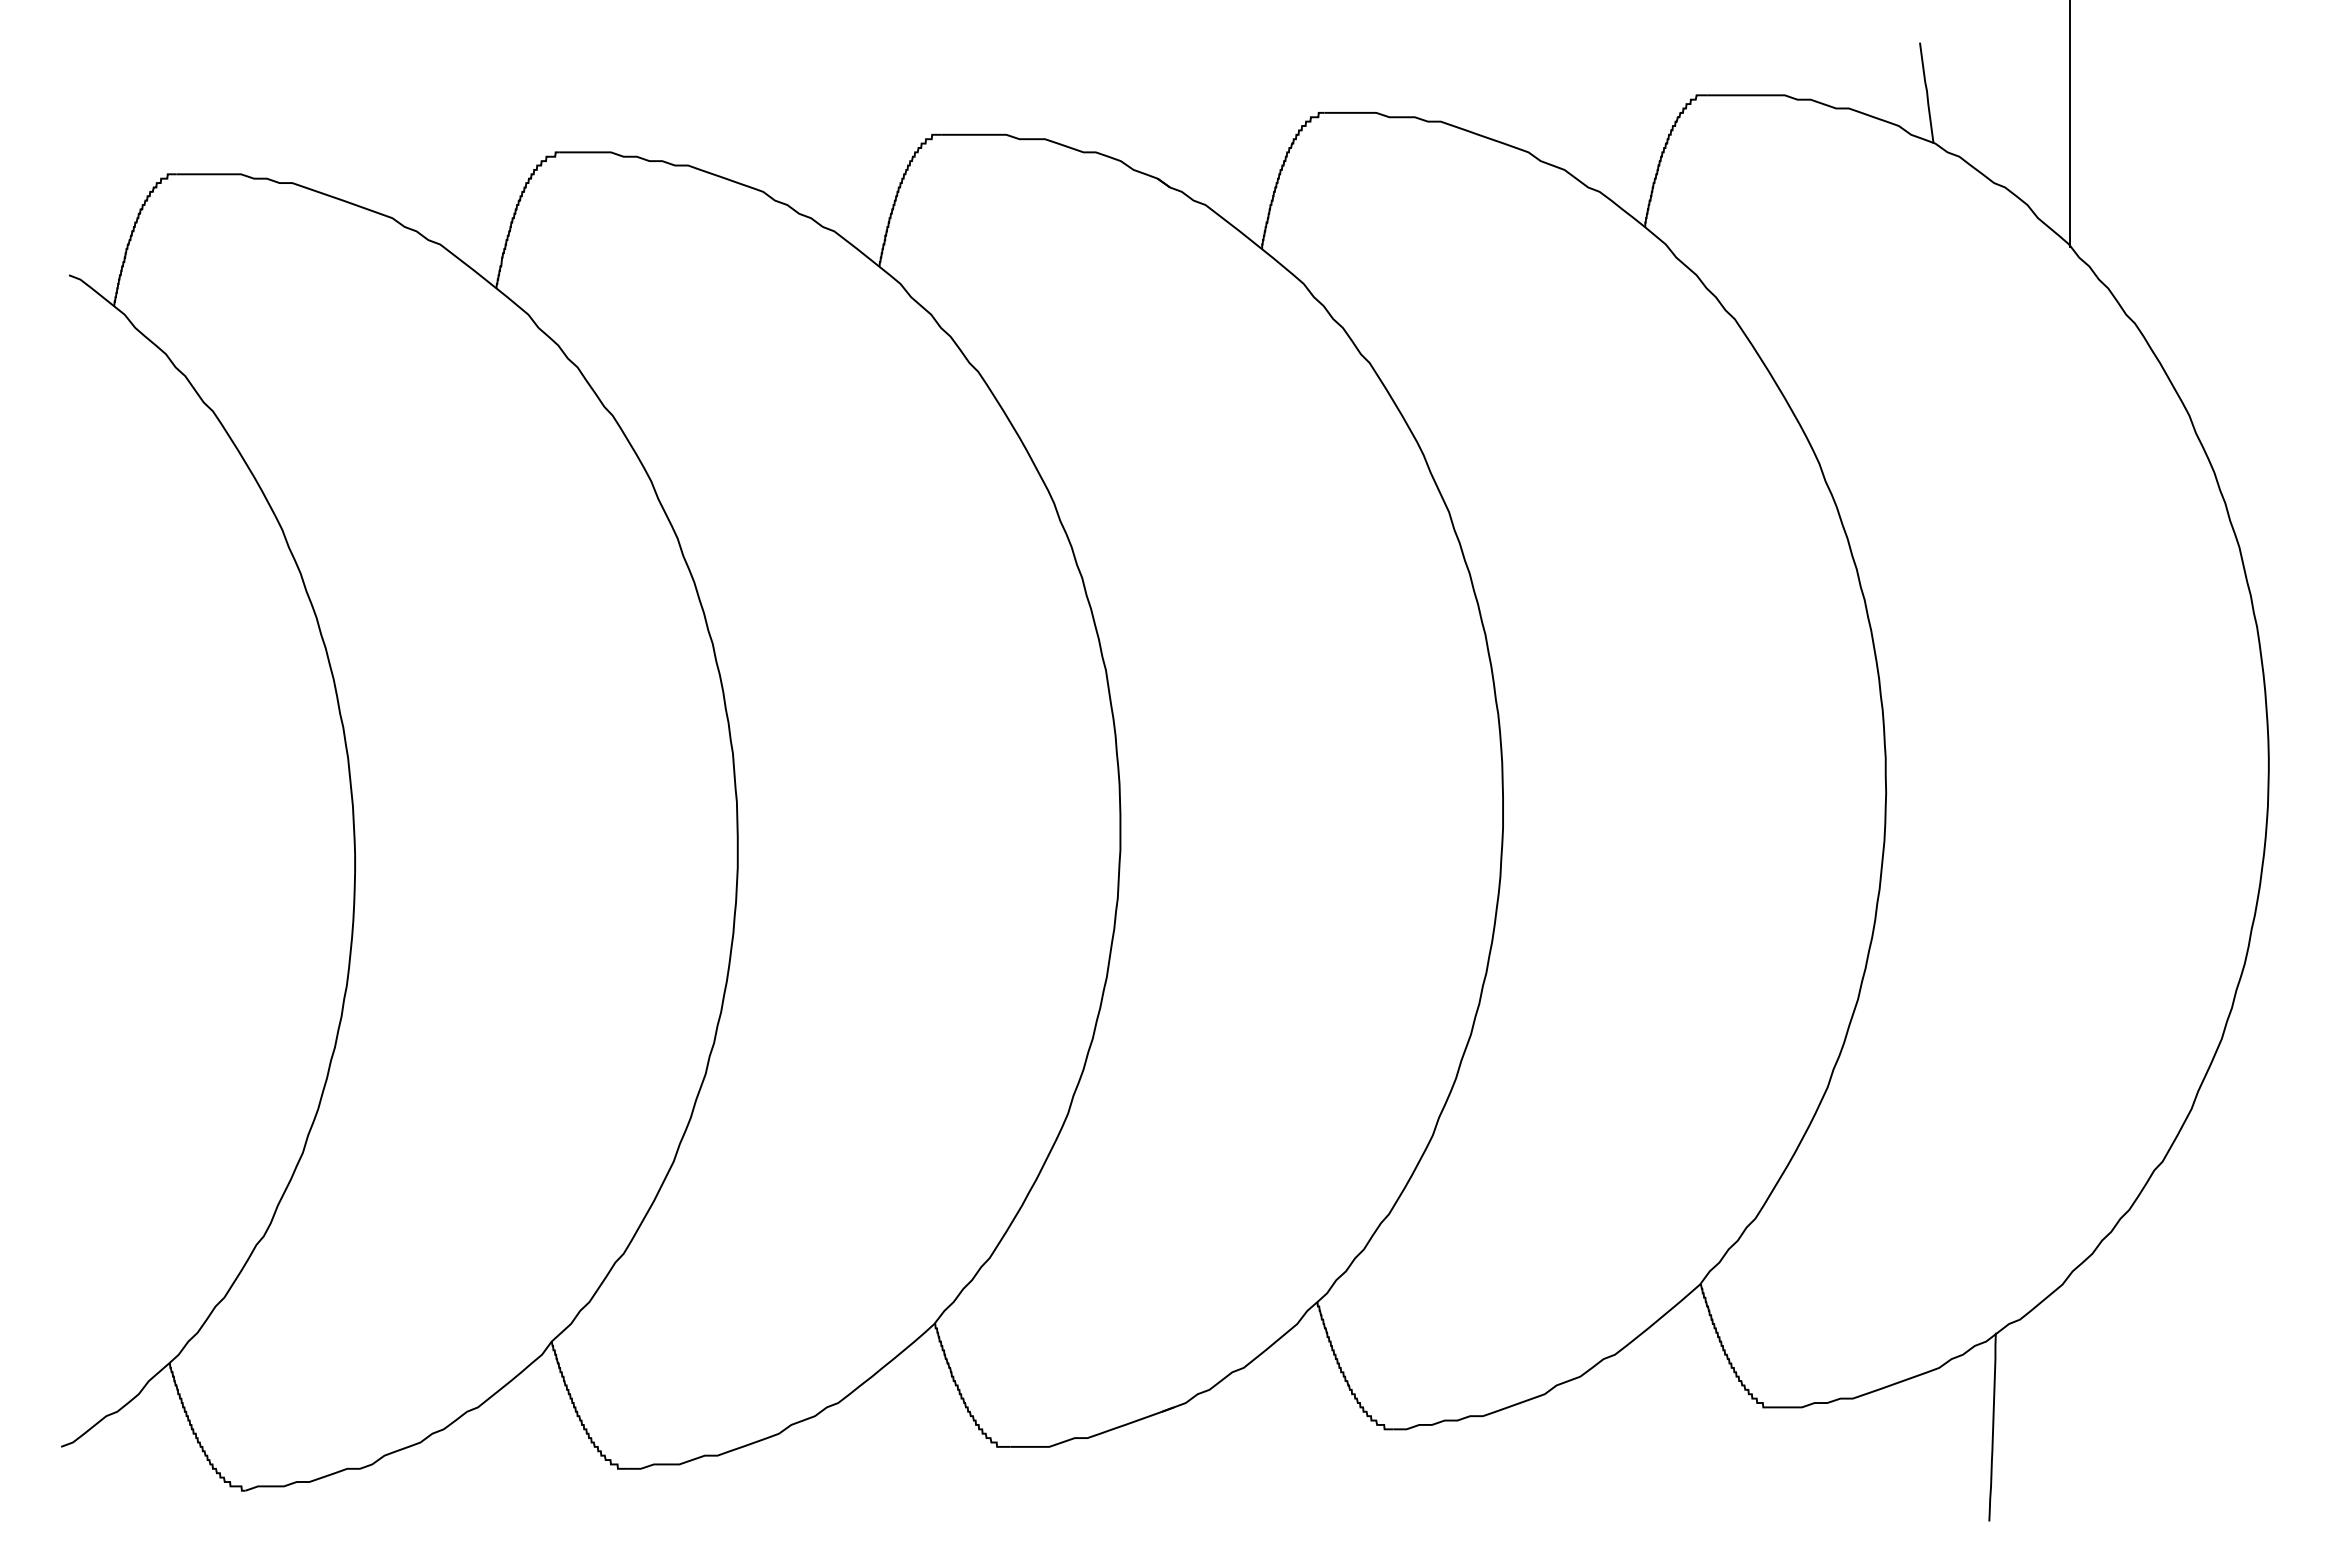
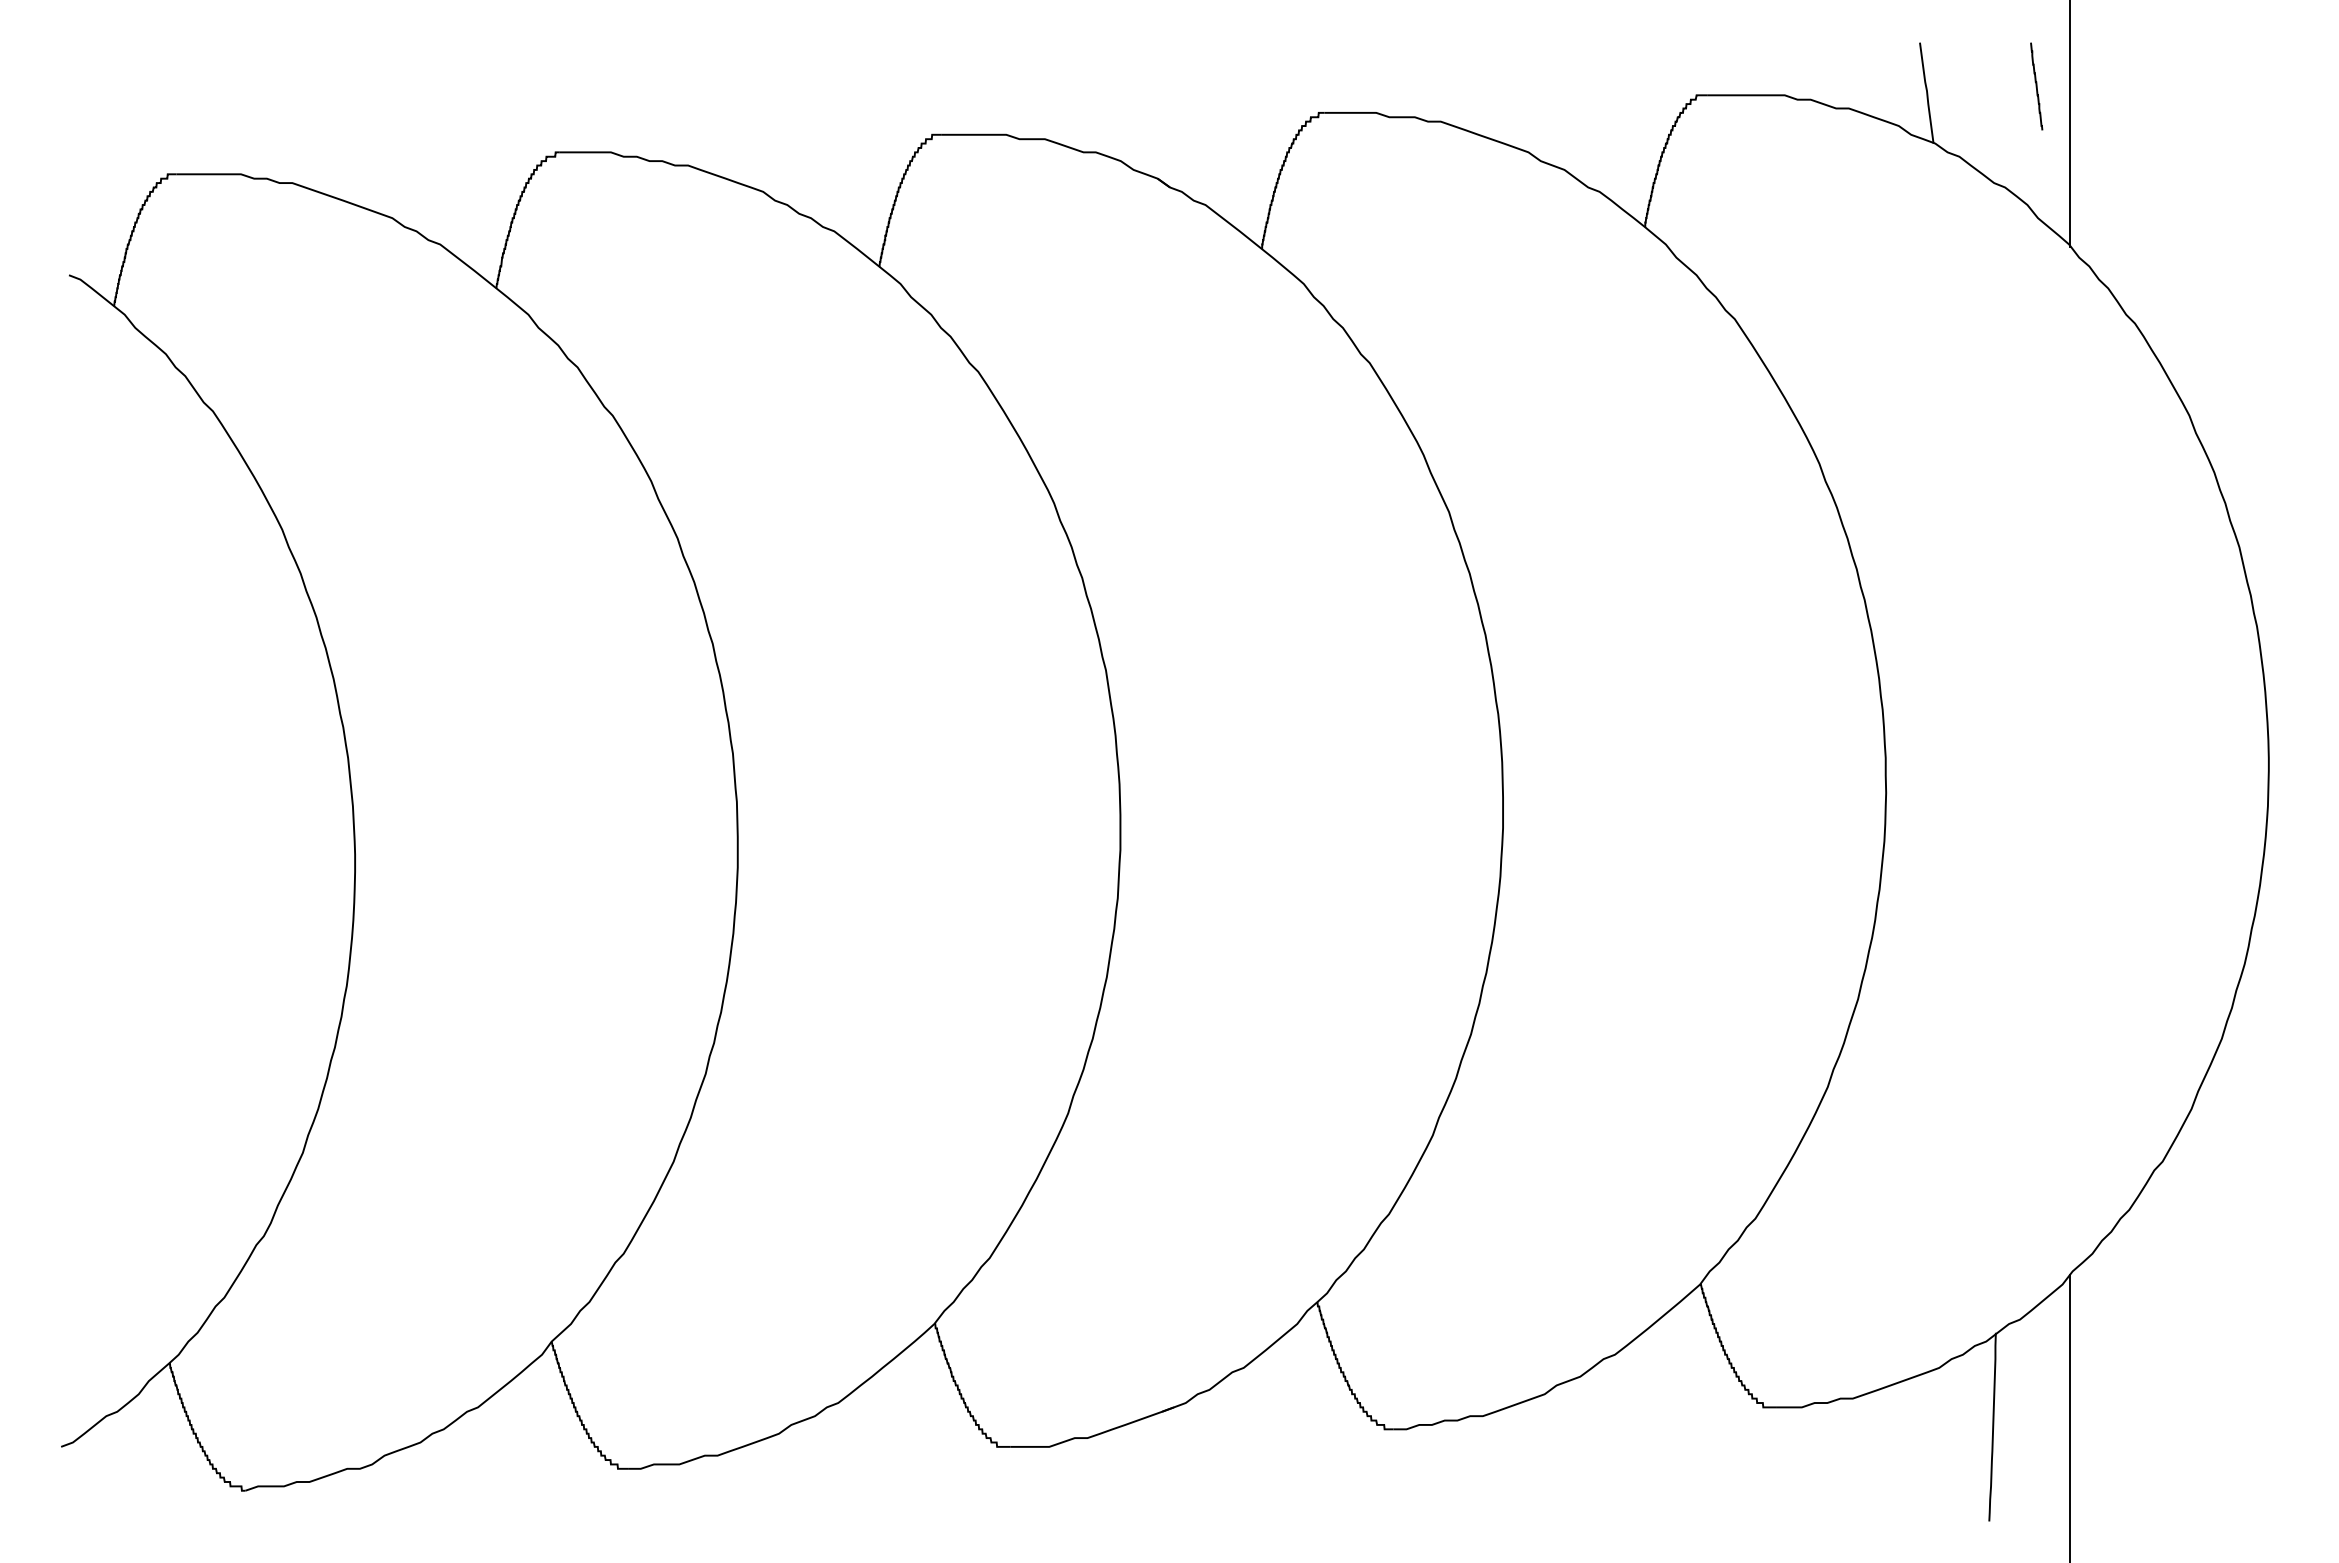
line: none -> present (2036, 86)
line: none -> present (2070, 1416)
